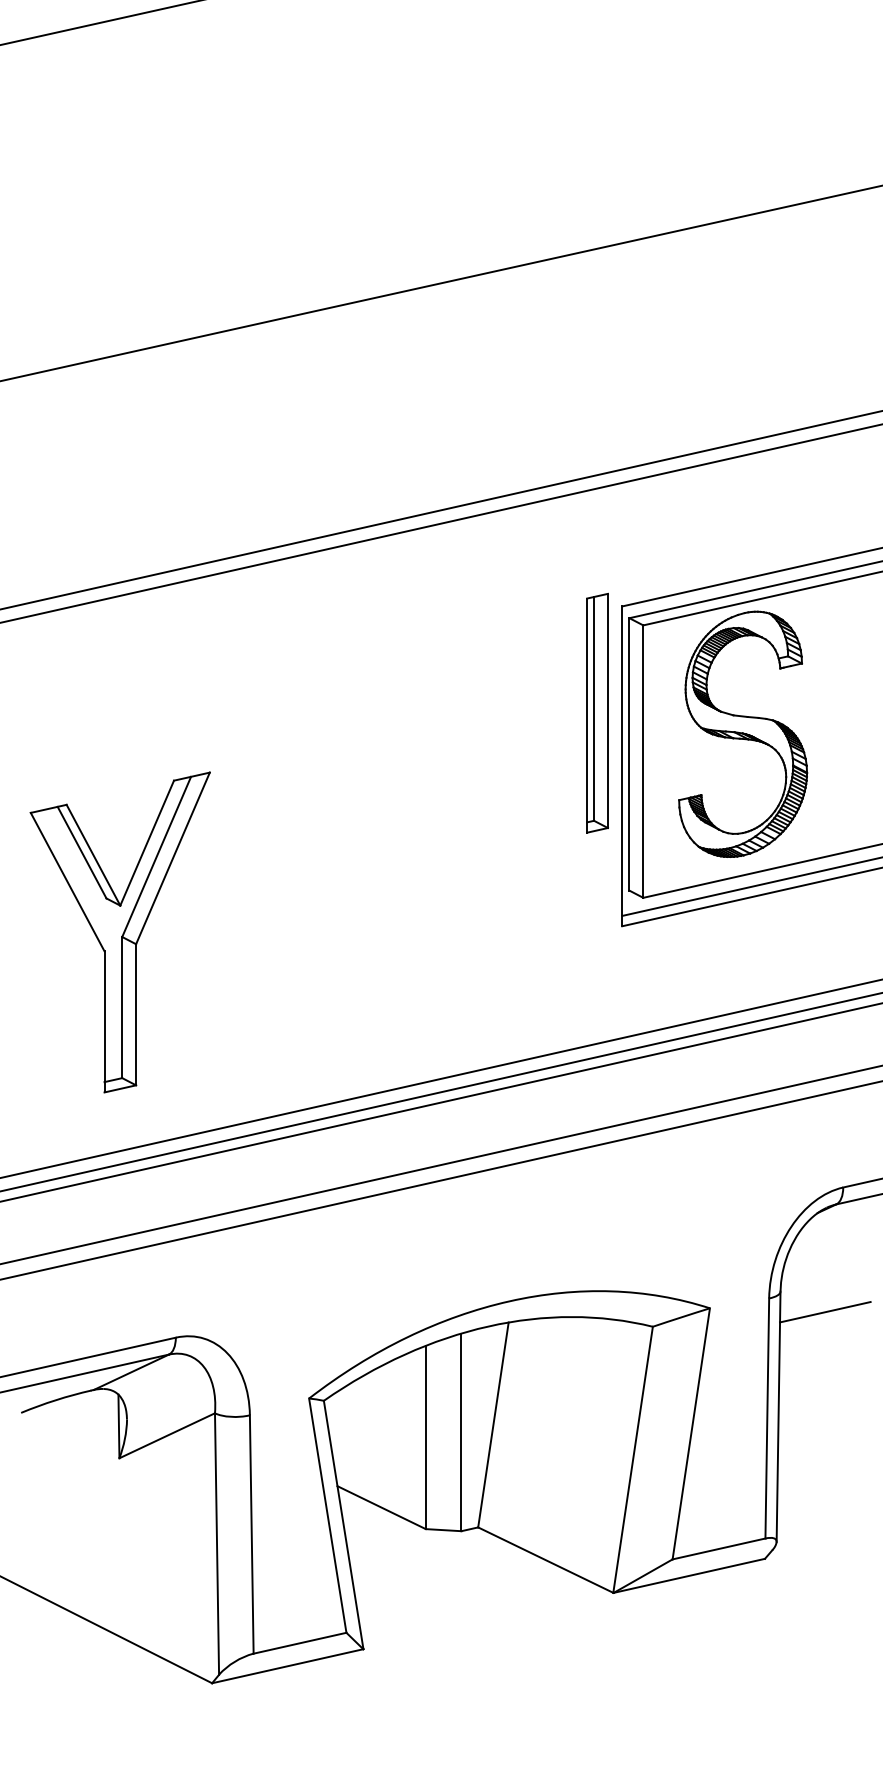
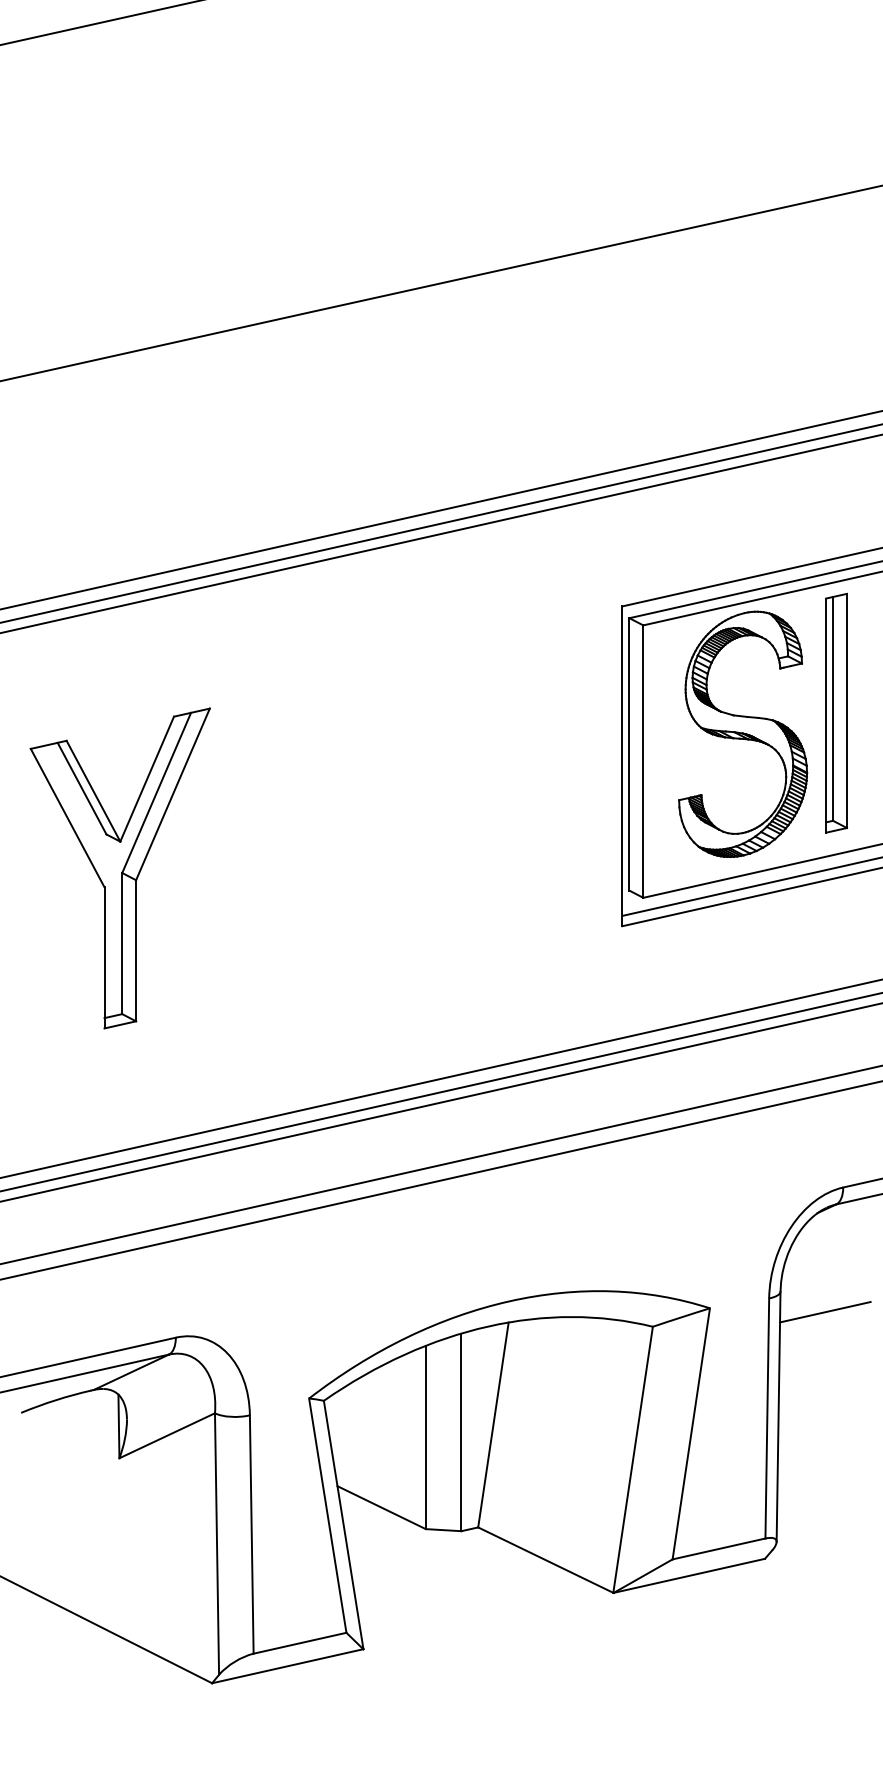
line: none -> present (440, 533)
part position: (597, 712) -> (836, 712) (836, 712)
part position: (119, 932) -> (119, 868) (119, 868)
